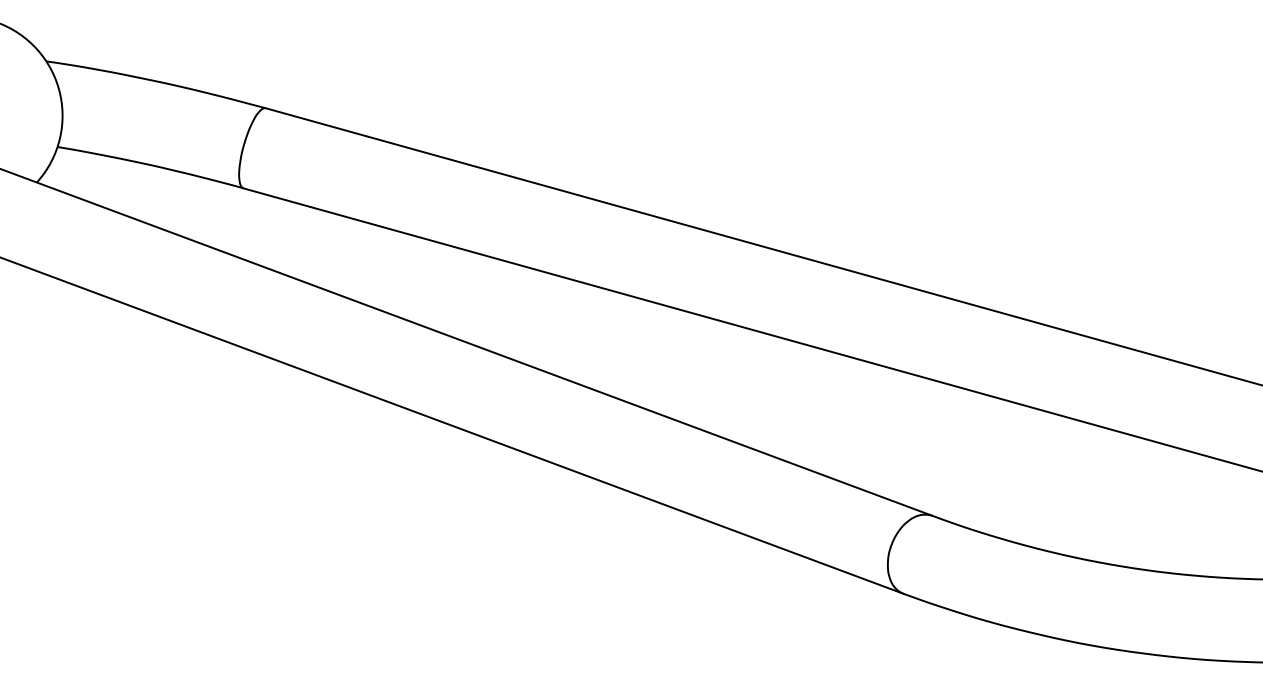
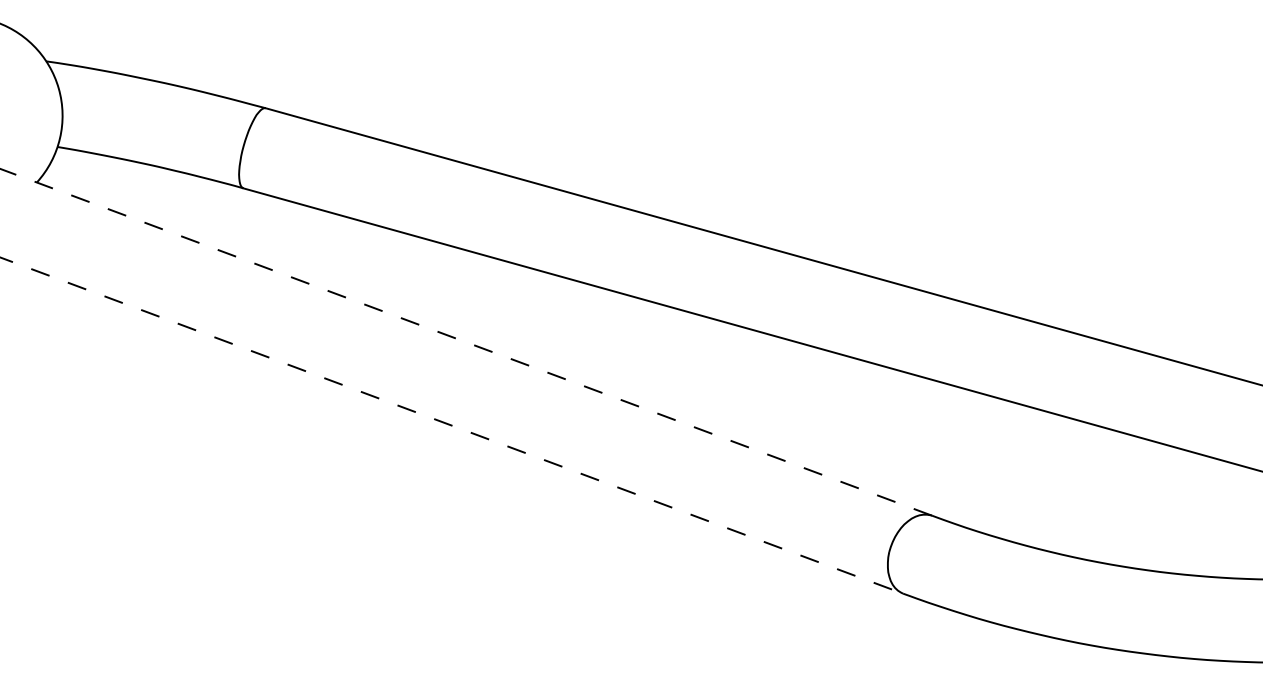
line: solid -> dashed (466, 342)
line: solid -> dashed (452, 425)
